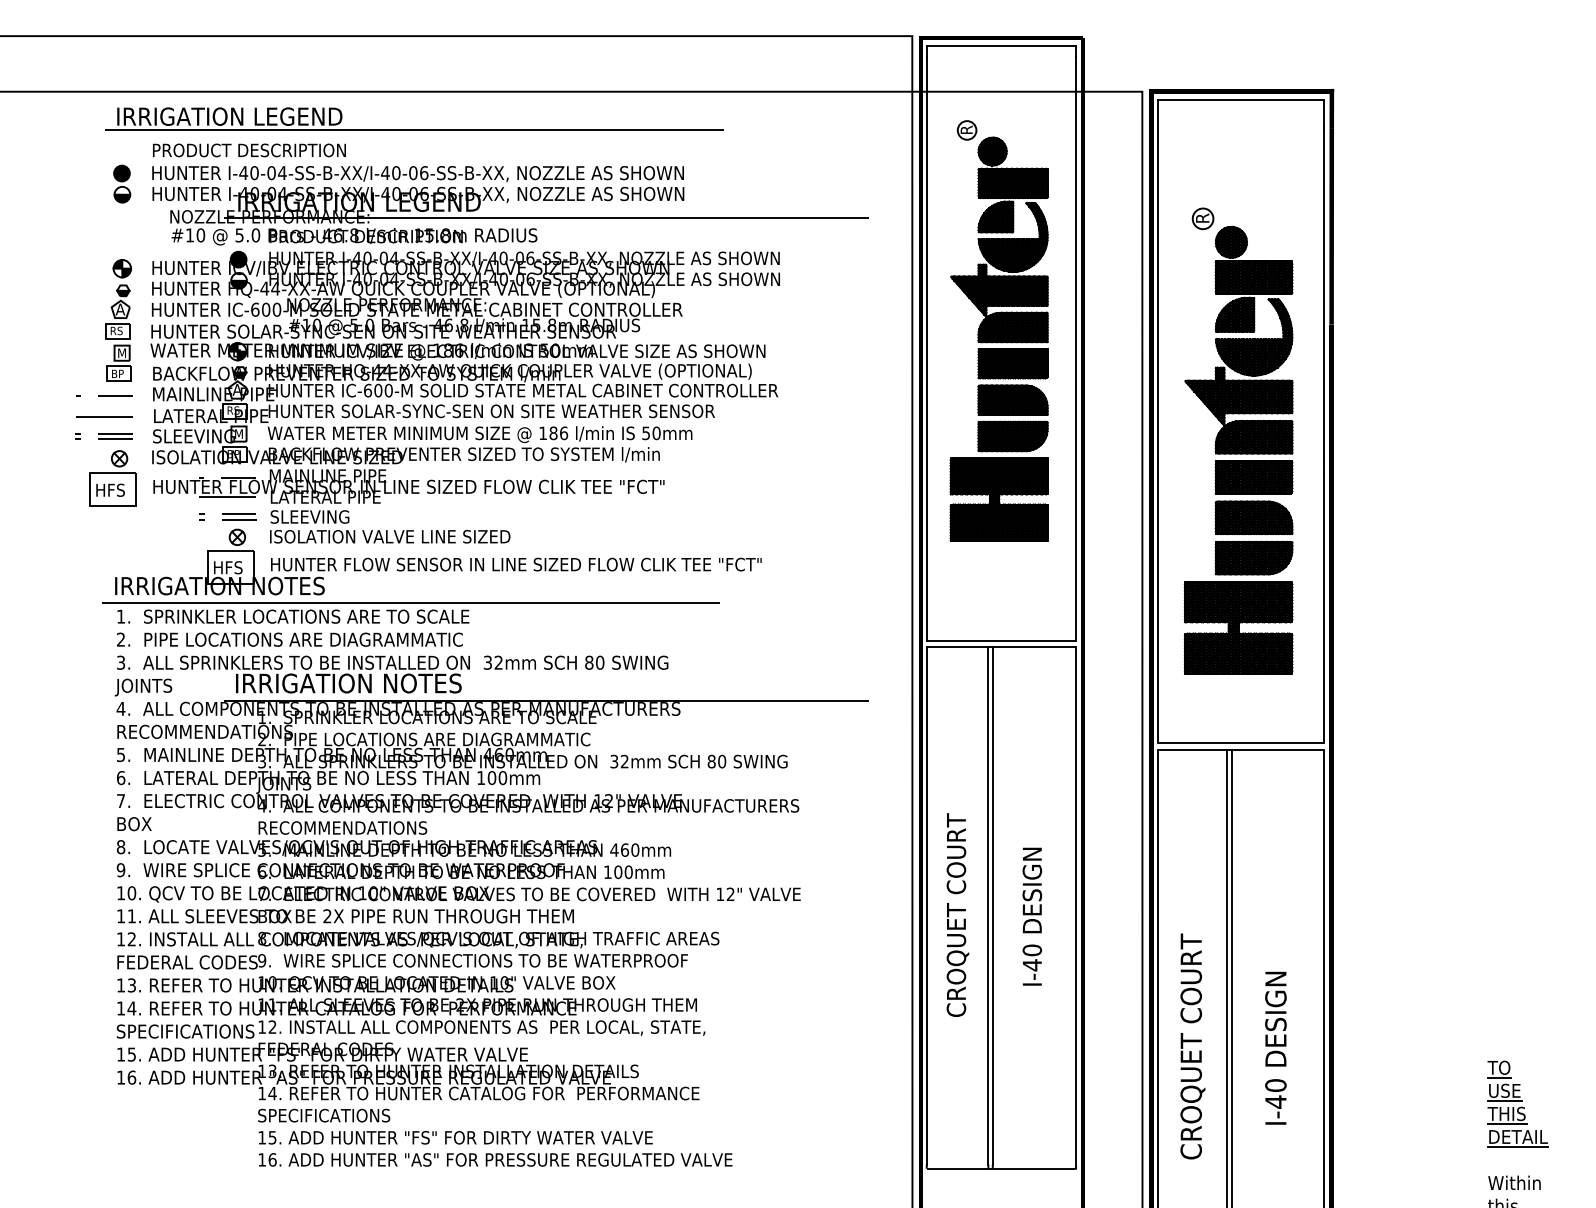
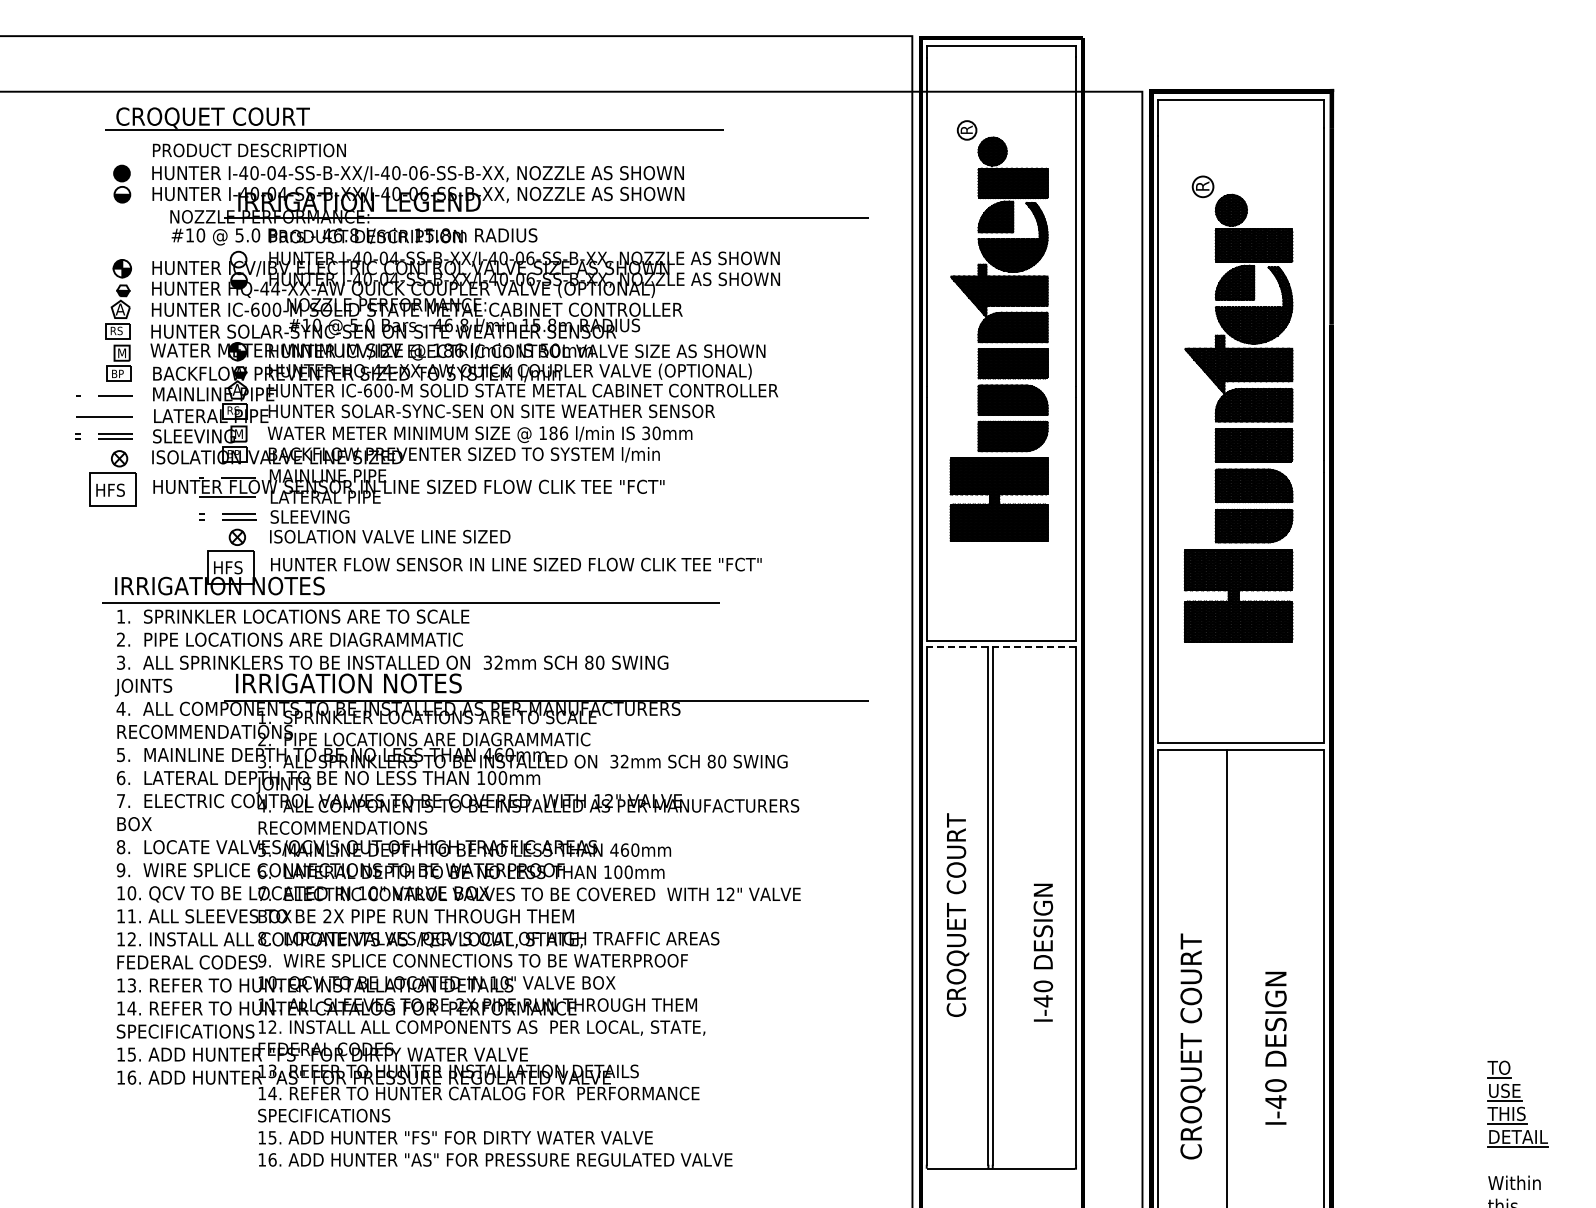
text: IRRIGATION LEGEND -> CROQUET COURT (229, 117)
fill: present -> none (238, 259)
text: 50mm -> 30mm (646, 432)
part position: (1238, 440) -> (1238, 408) (1238, 408)
line: solid -> dashed (1001, 647)
text position: (1032, 916) -> (1043, 952) (1043, 952)
line: present -> none (1231, 976)
